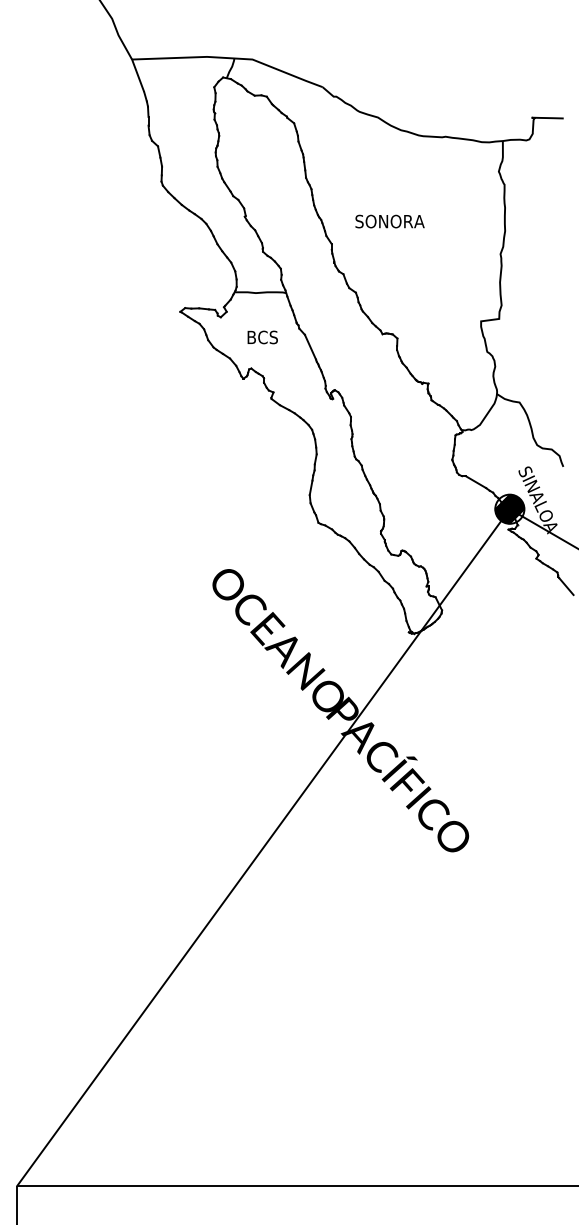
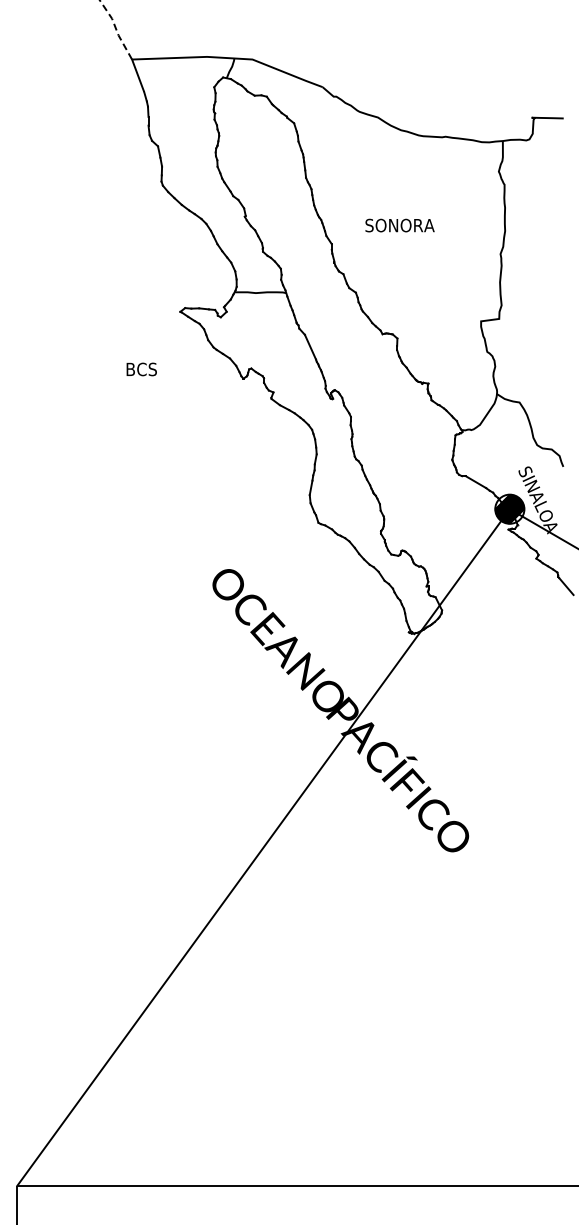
line: solid -> dashed (116, 29)
text position: (389, 221) -> (399, 225) (399, 225)
text position: (262, 337) -> (141, 369) (141, 369)
